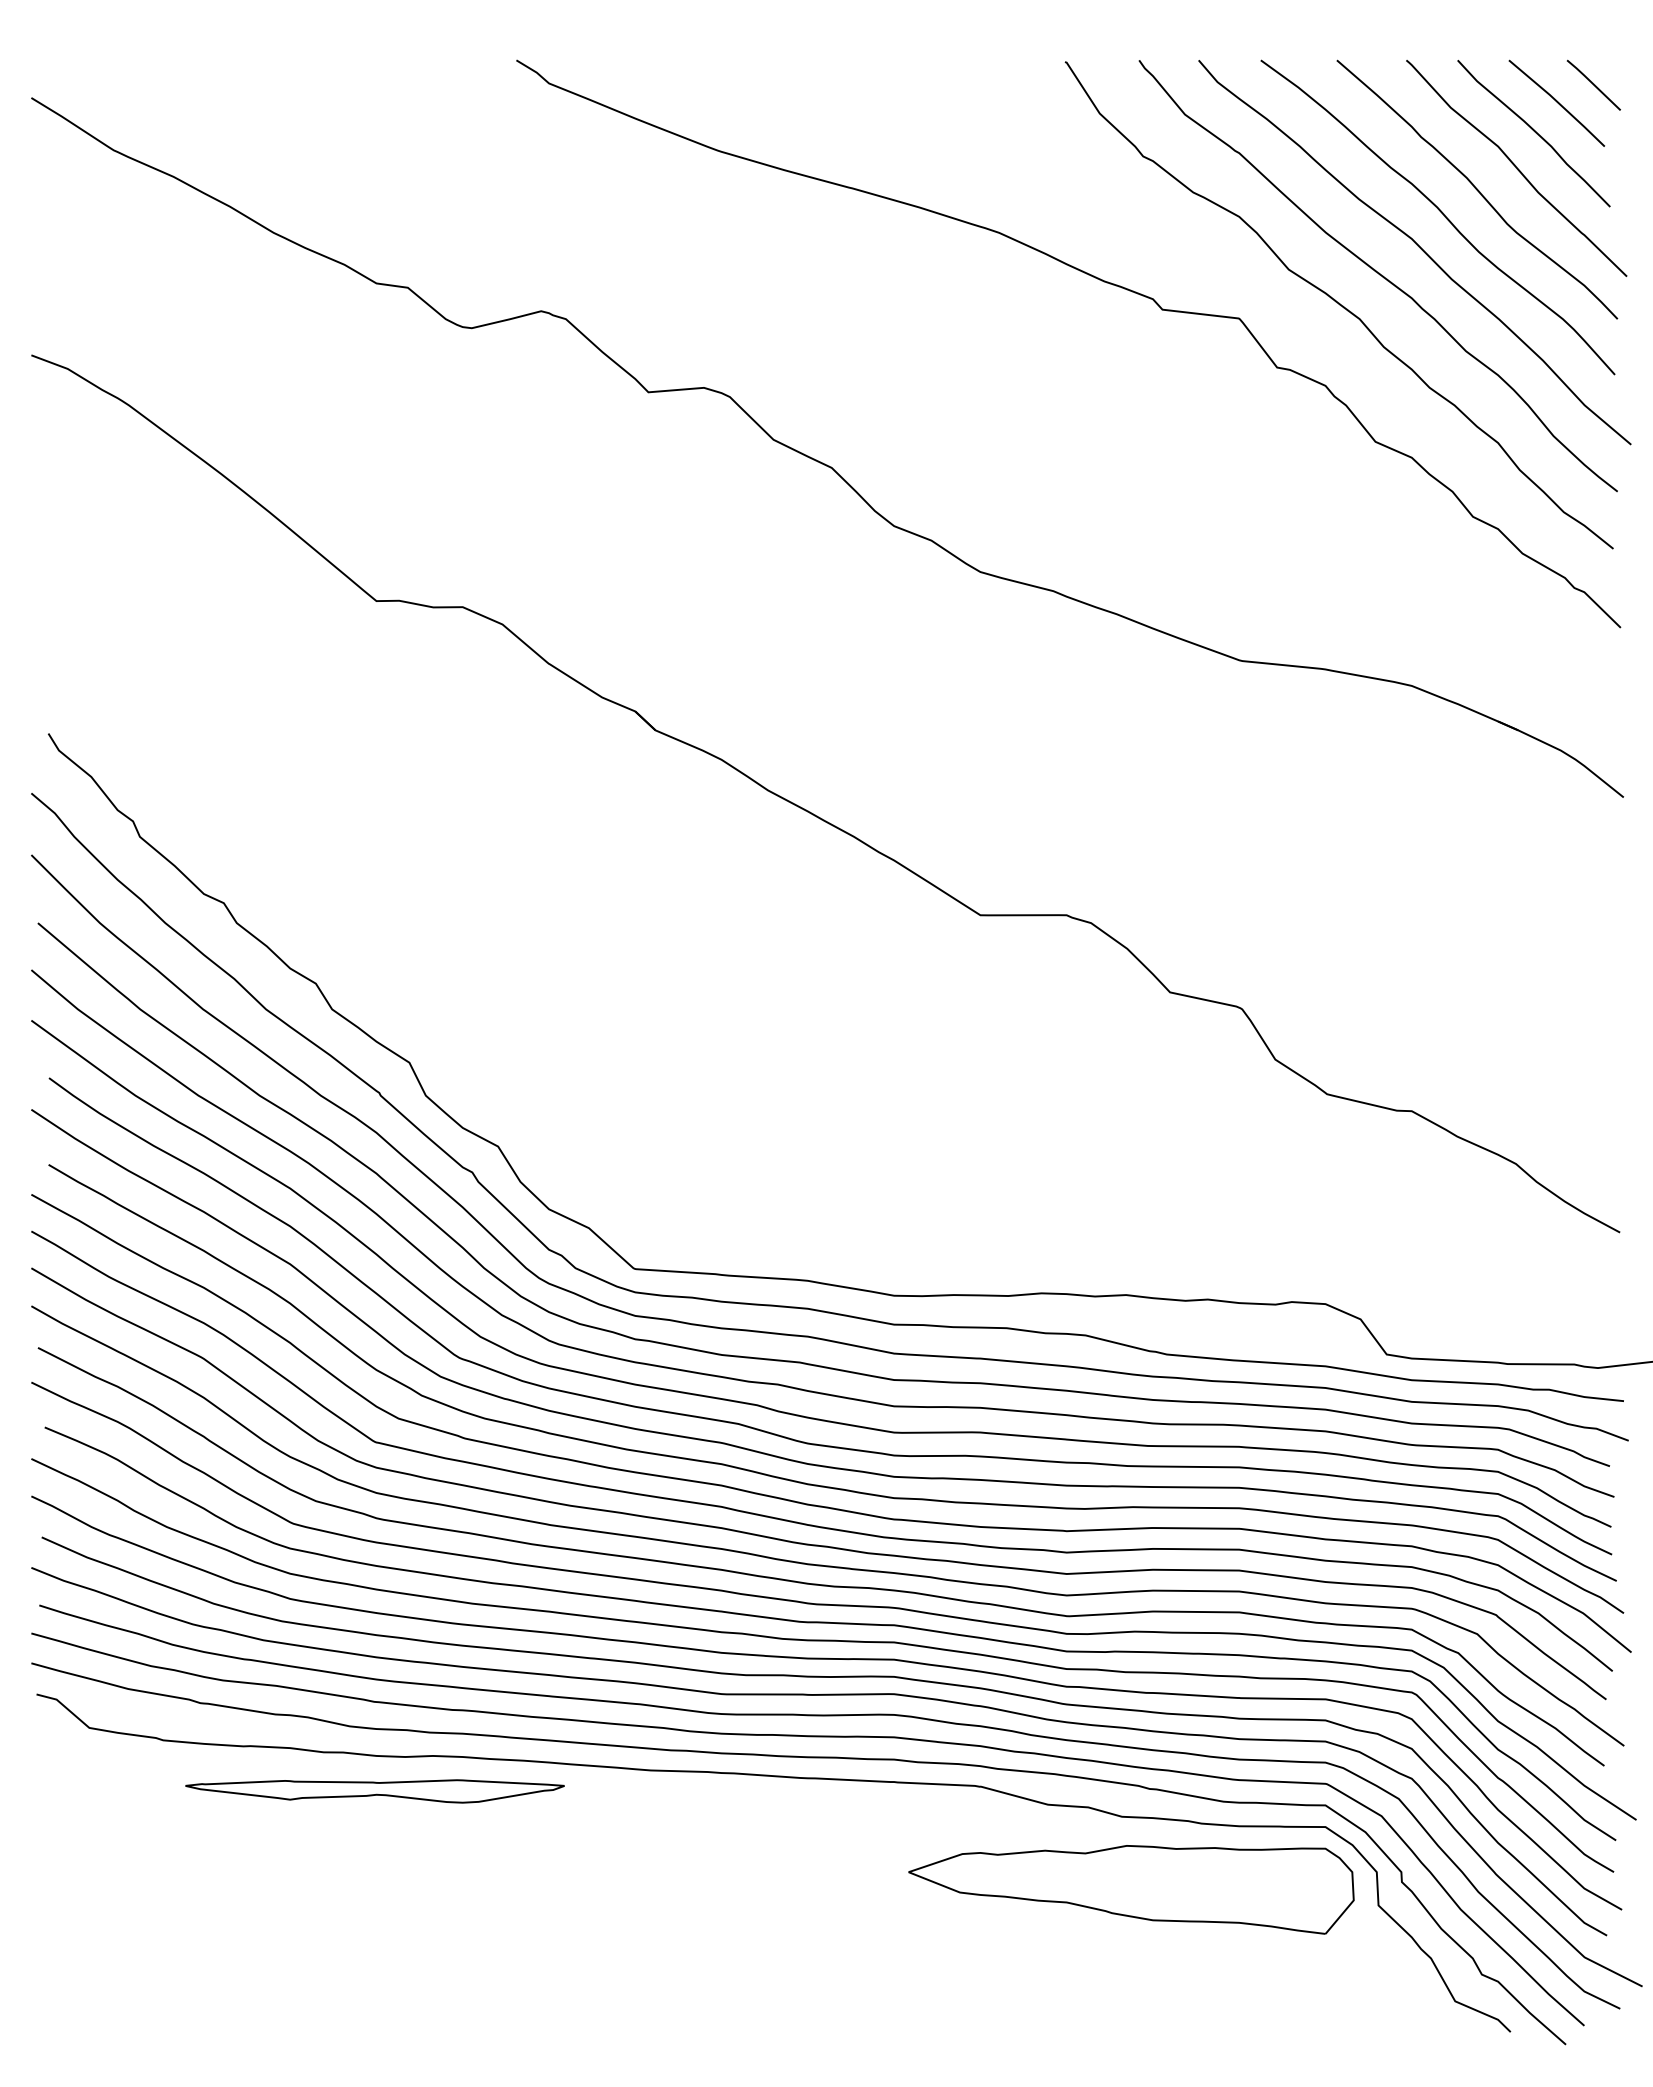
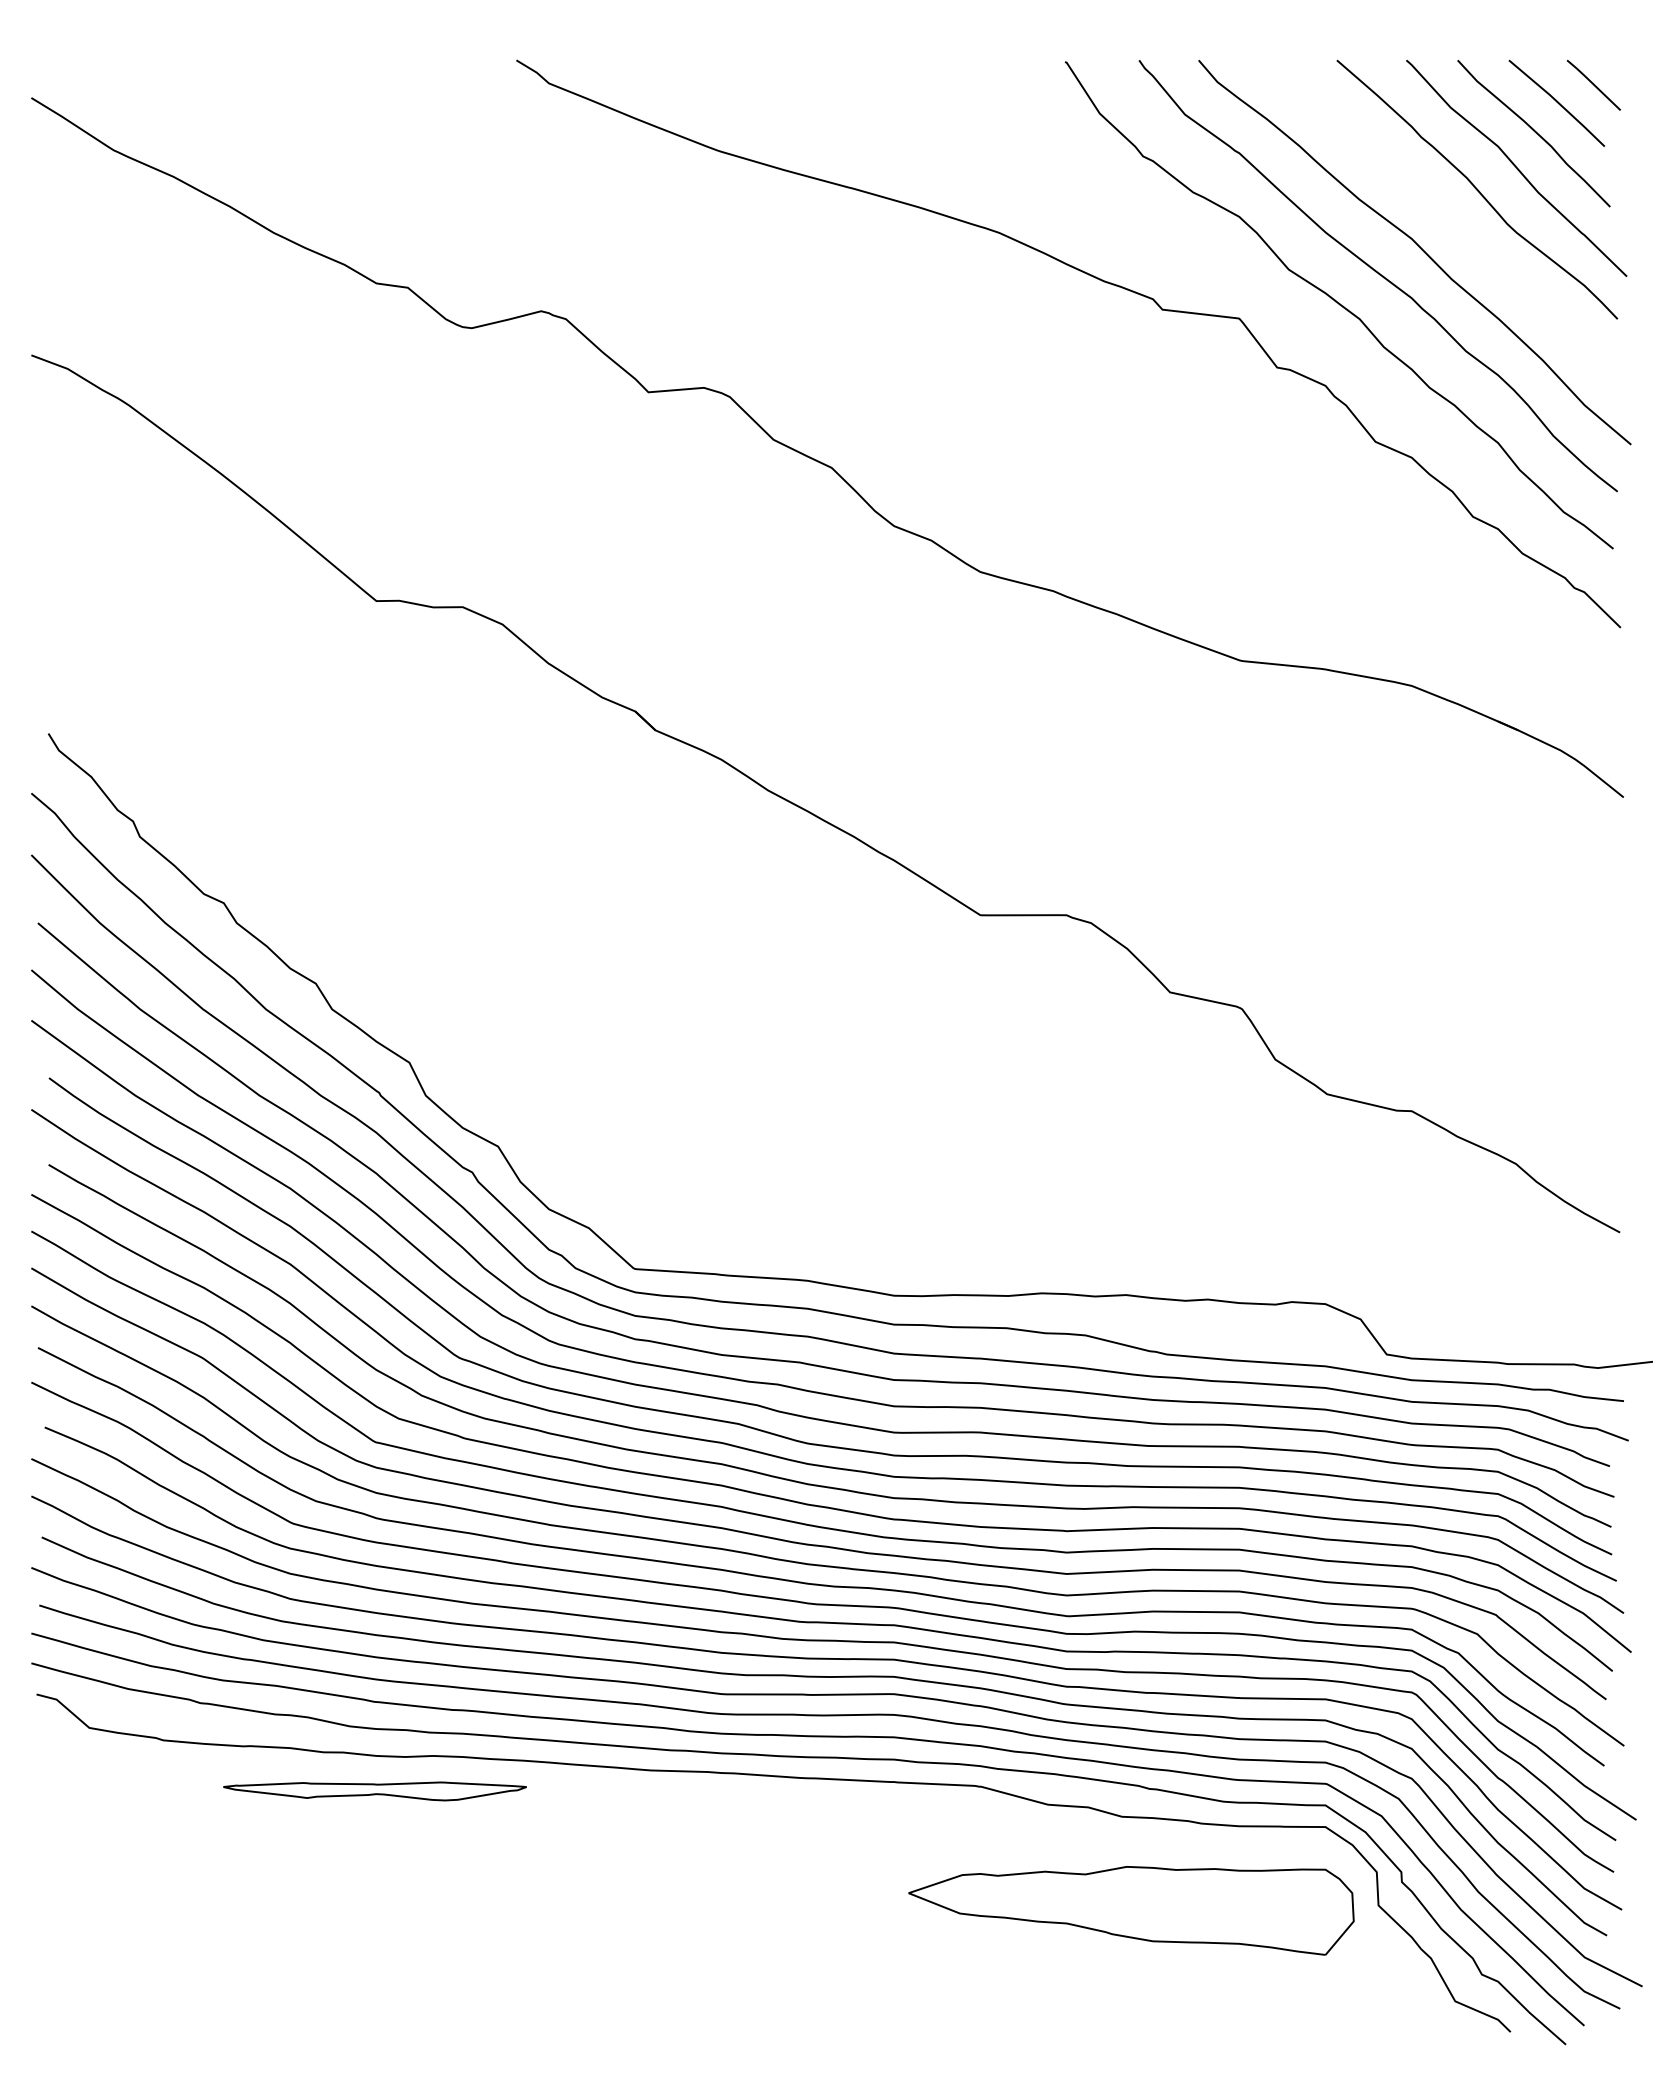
curve: present -> none (1441, 213)
part size: 380x25 px -> 304x21 px (374, 1791)
part position: (1131, 1889) -> (1131, 1910) (1131, 1910)
